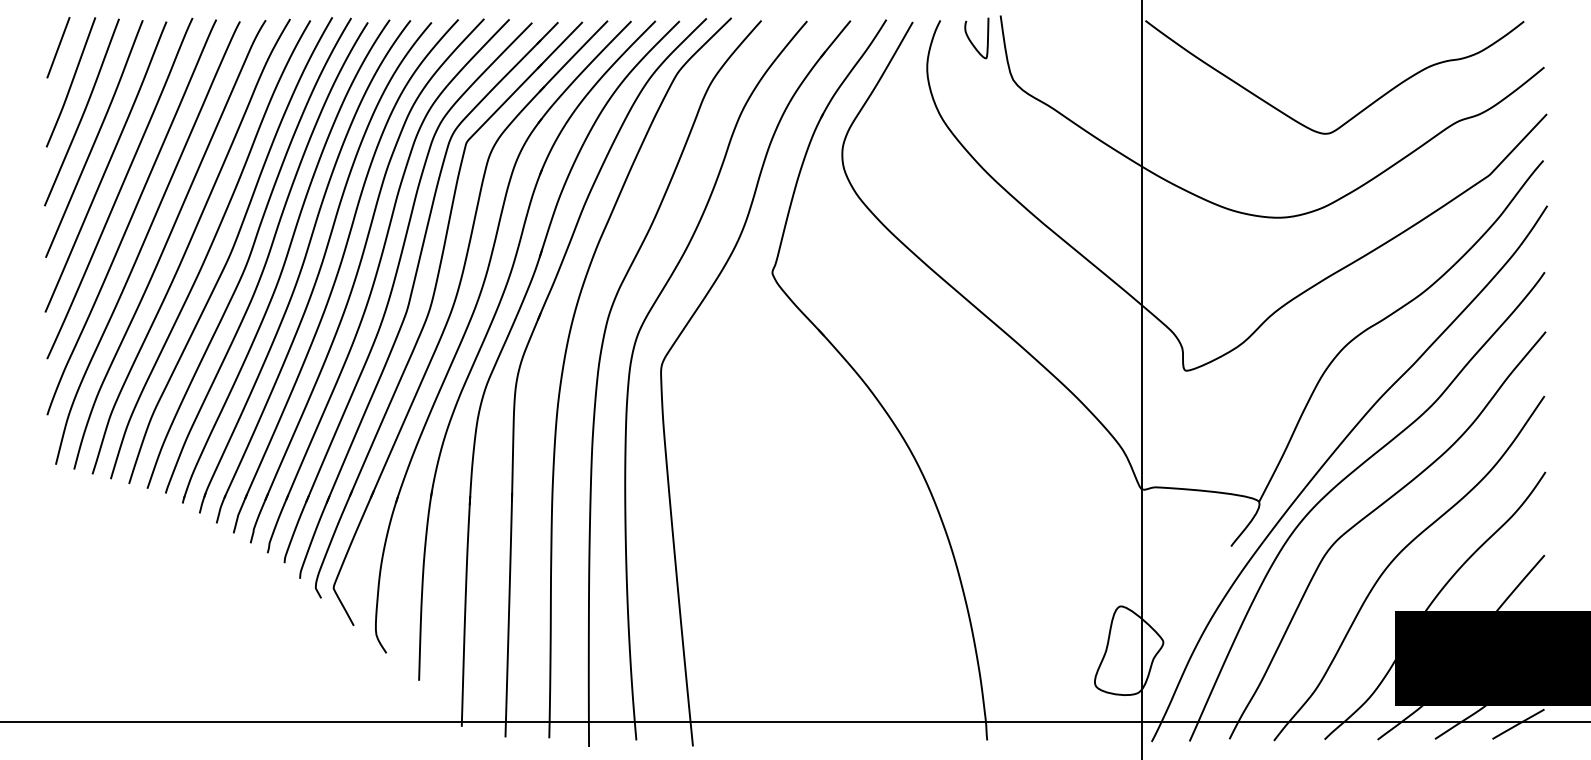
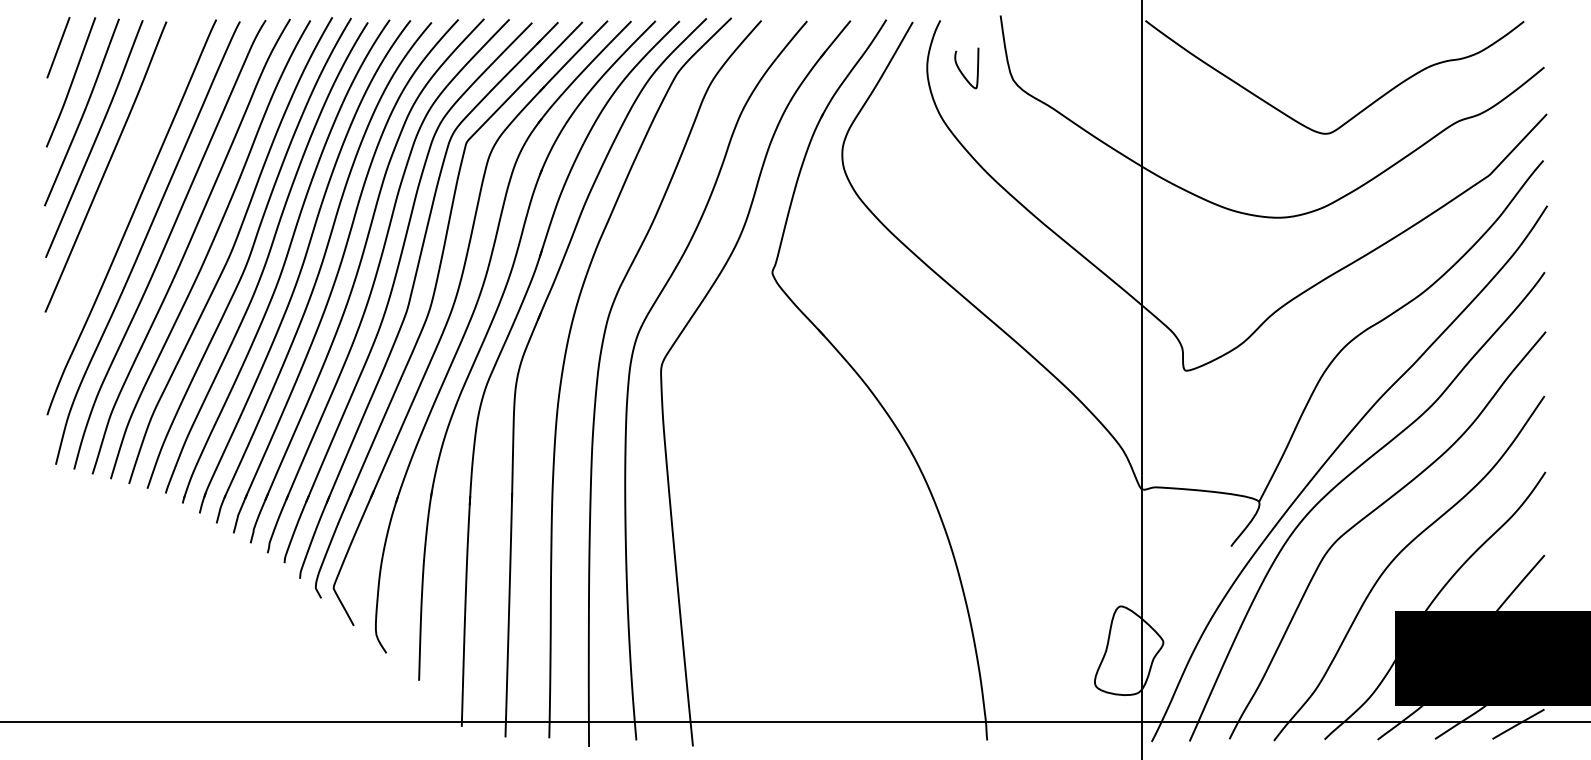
curve position: (971, 40) -> (961, 70) (961, 70)
curve: present -> none (120, 188)
